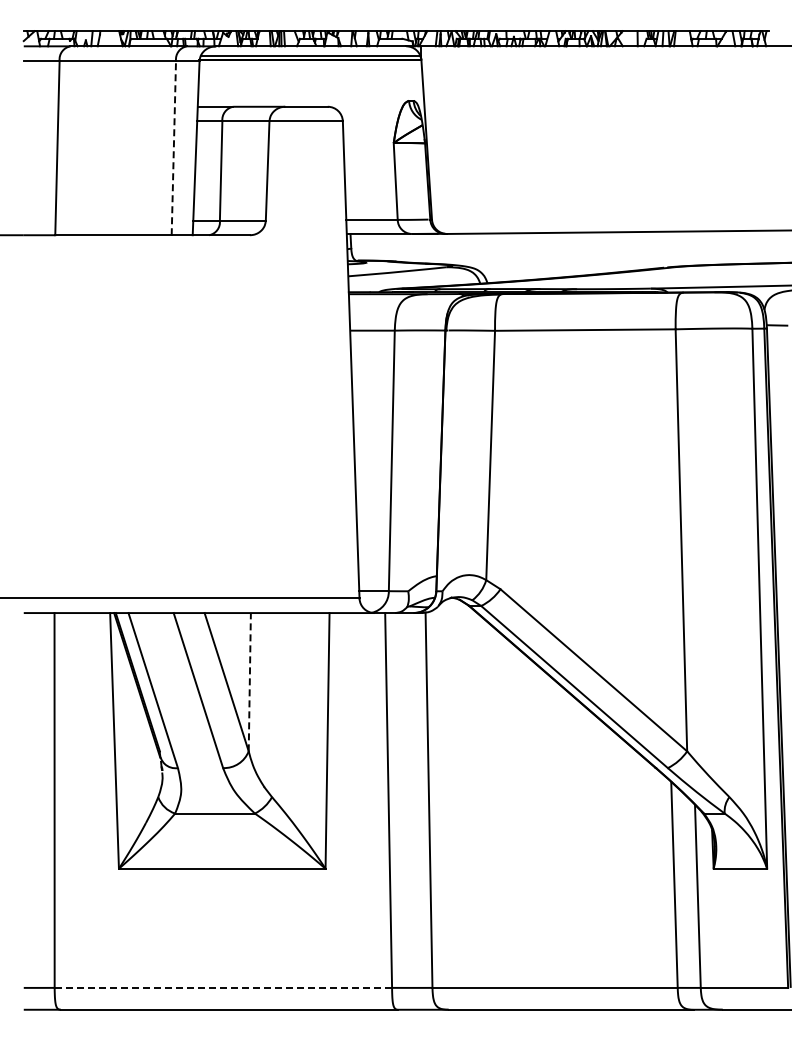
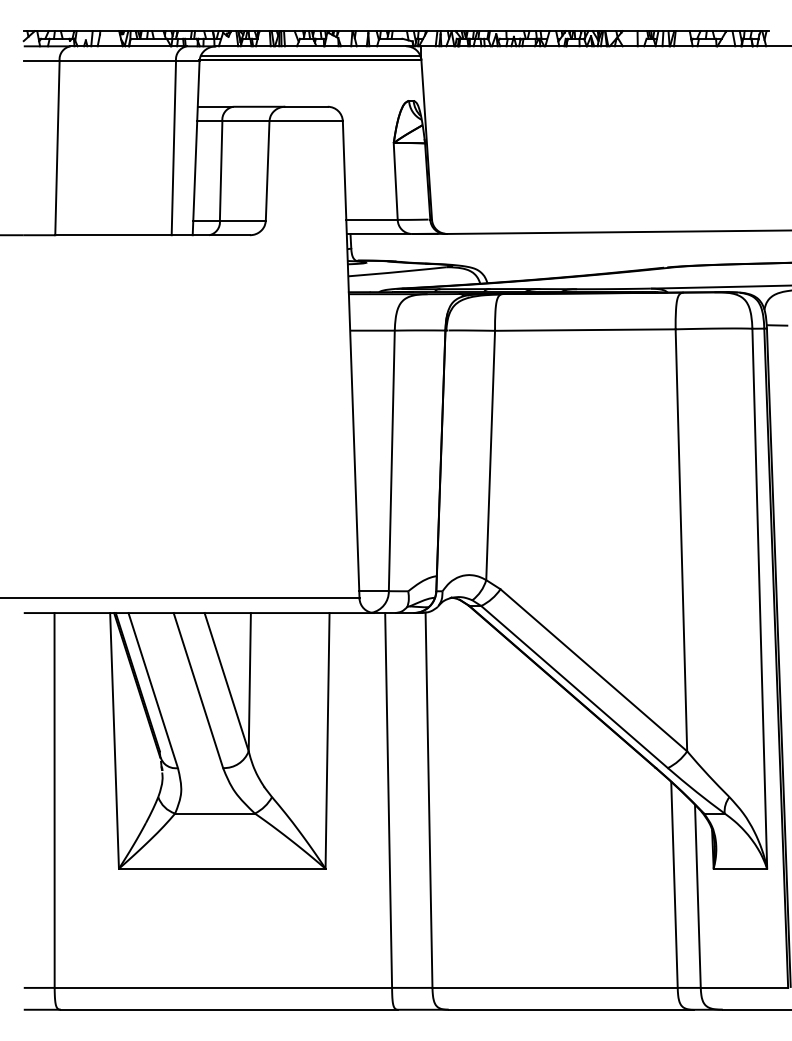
line: dashed -> solid (173, 147)
line: dashed -> solid (249, 681)
line: dashed -> solid (223, 987)
